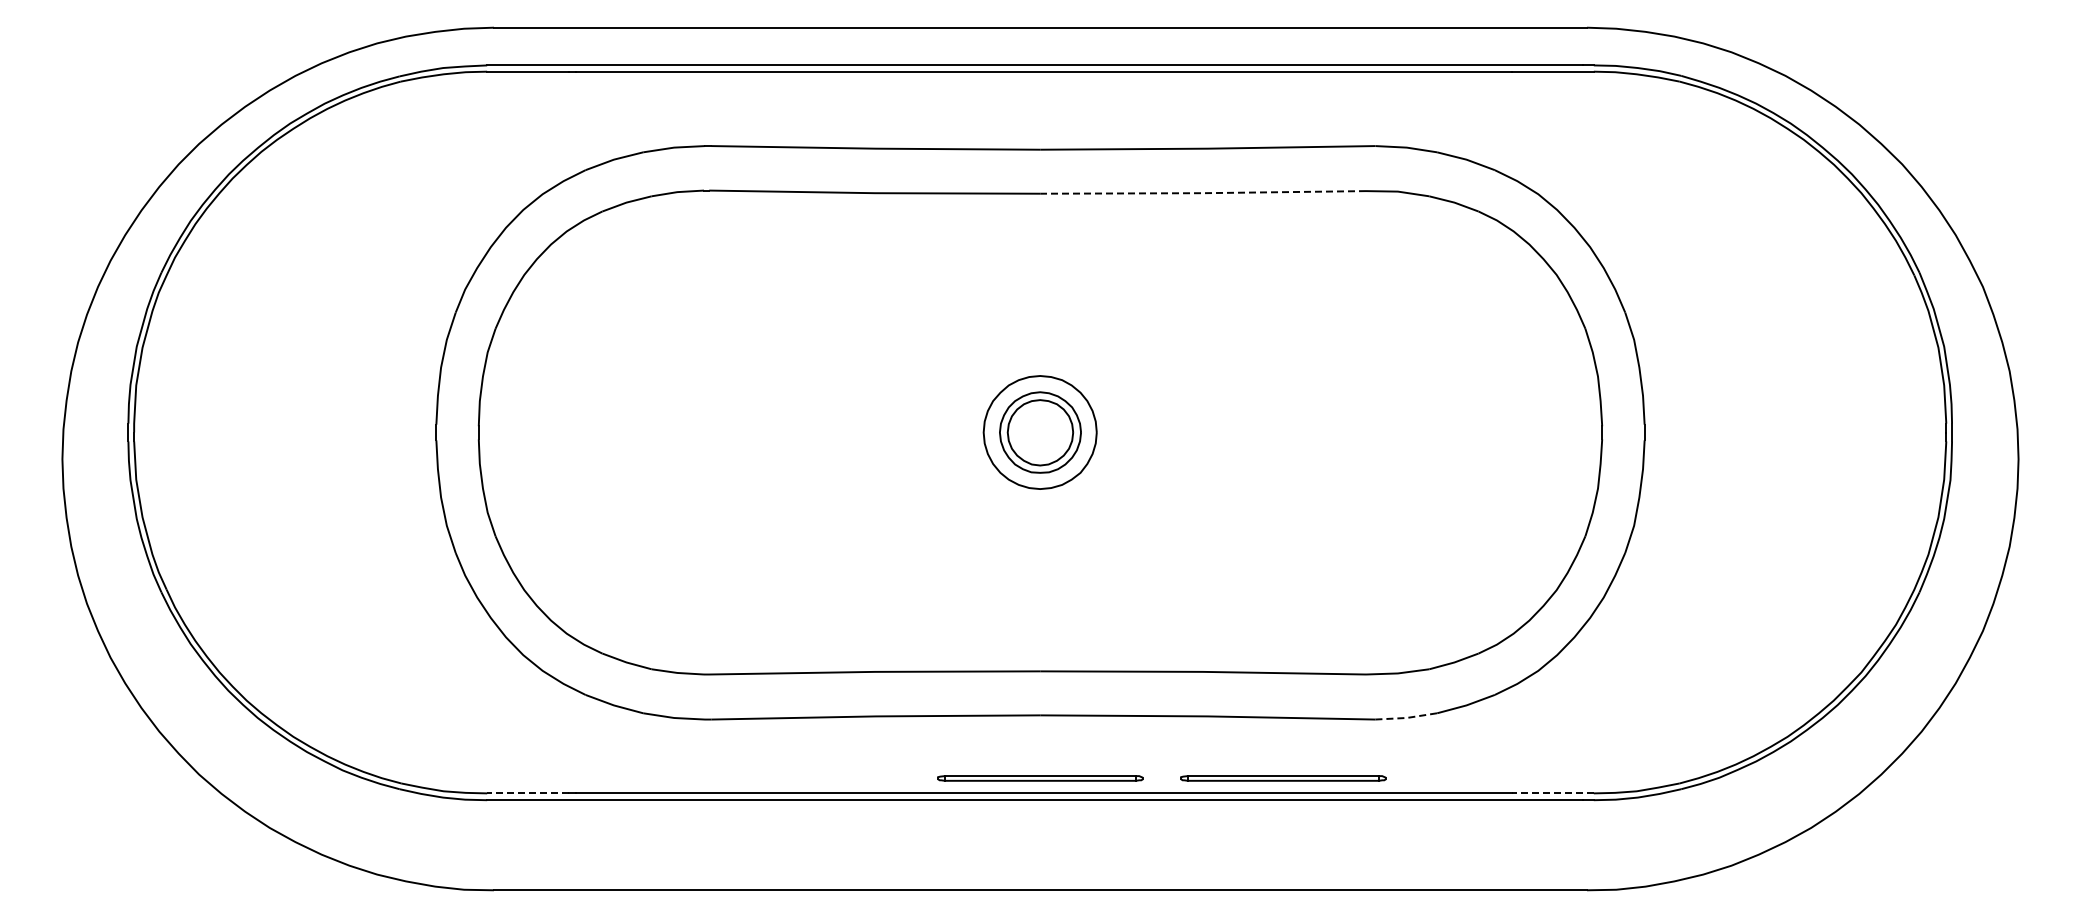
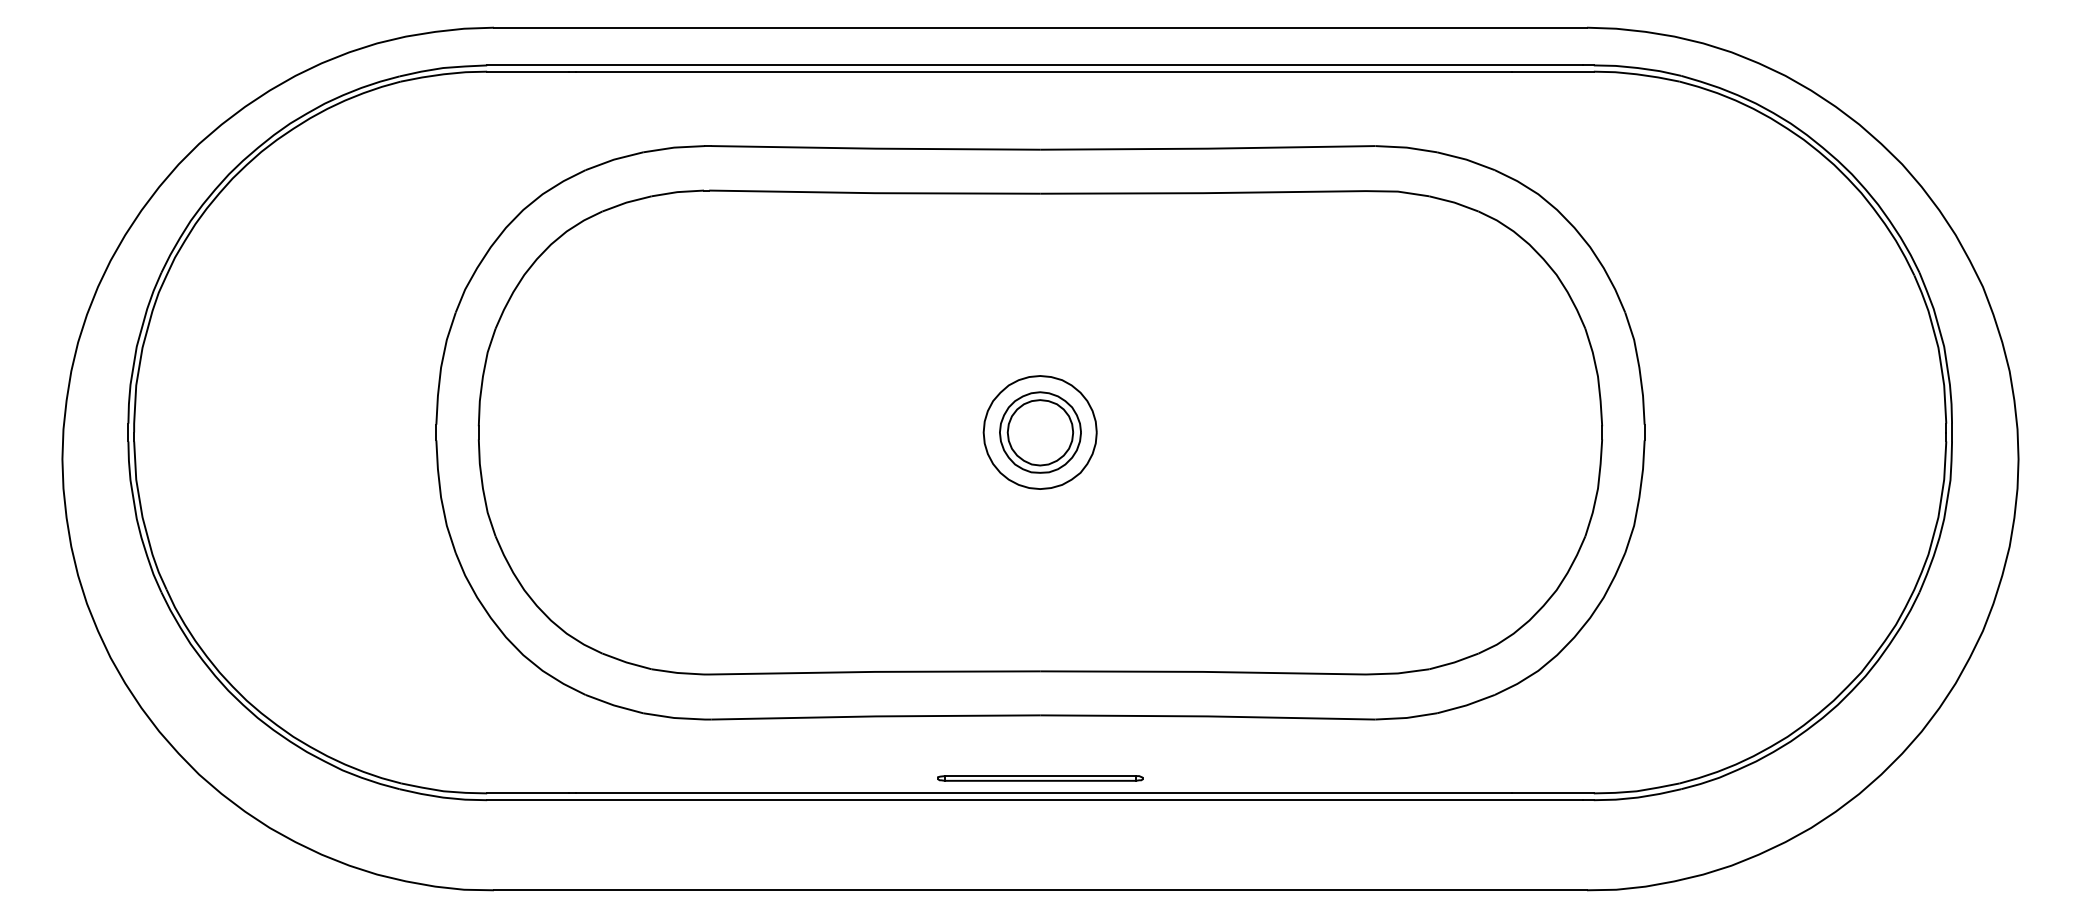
line: dashed -> solid (1203, 193)
line: dashed -> solid (1406, 717)
part: present -> none (1283, 778)
line: dashed -> solid (528, 793)
line: dashed -> solid (1552, 793)
